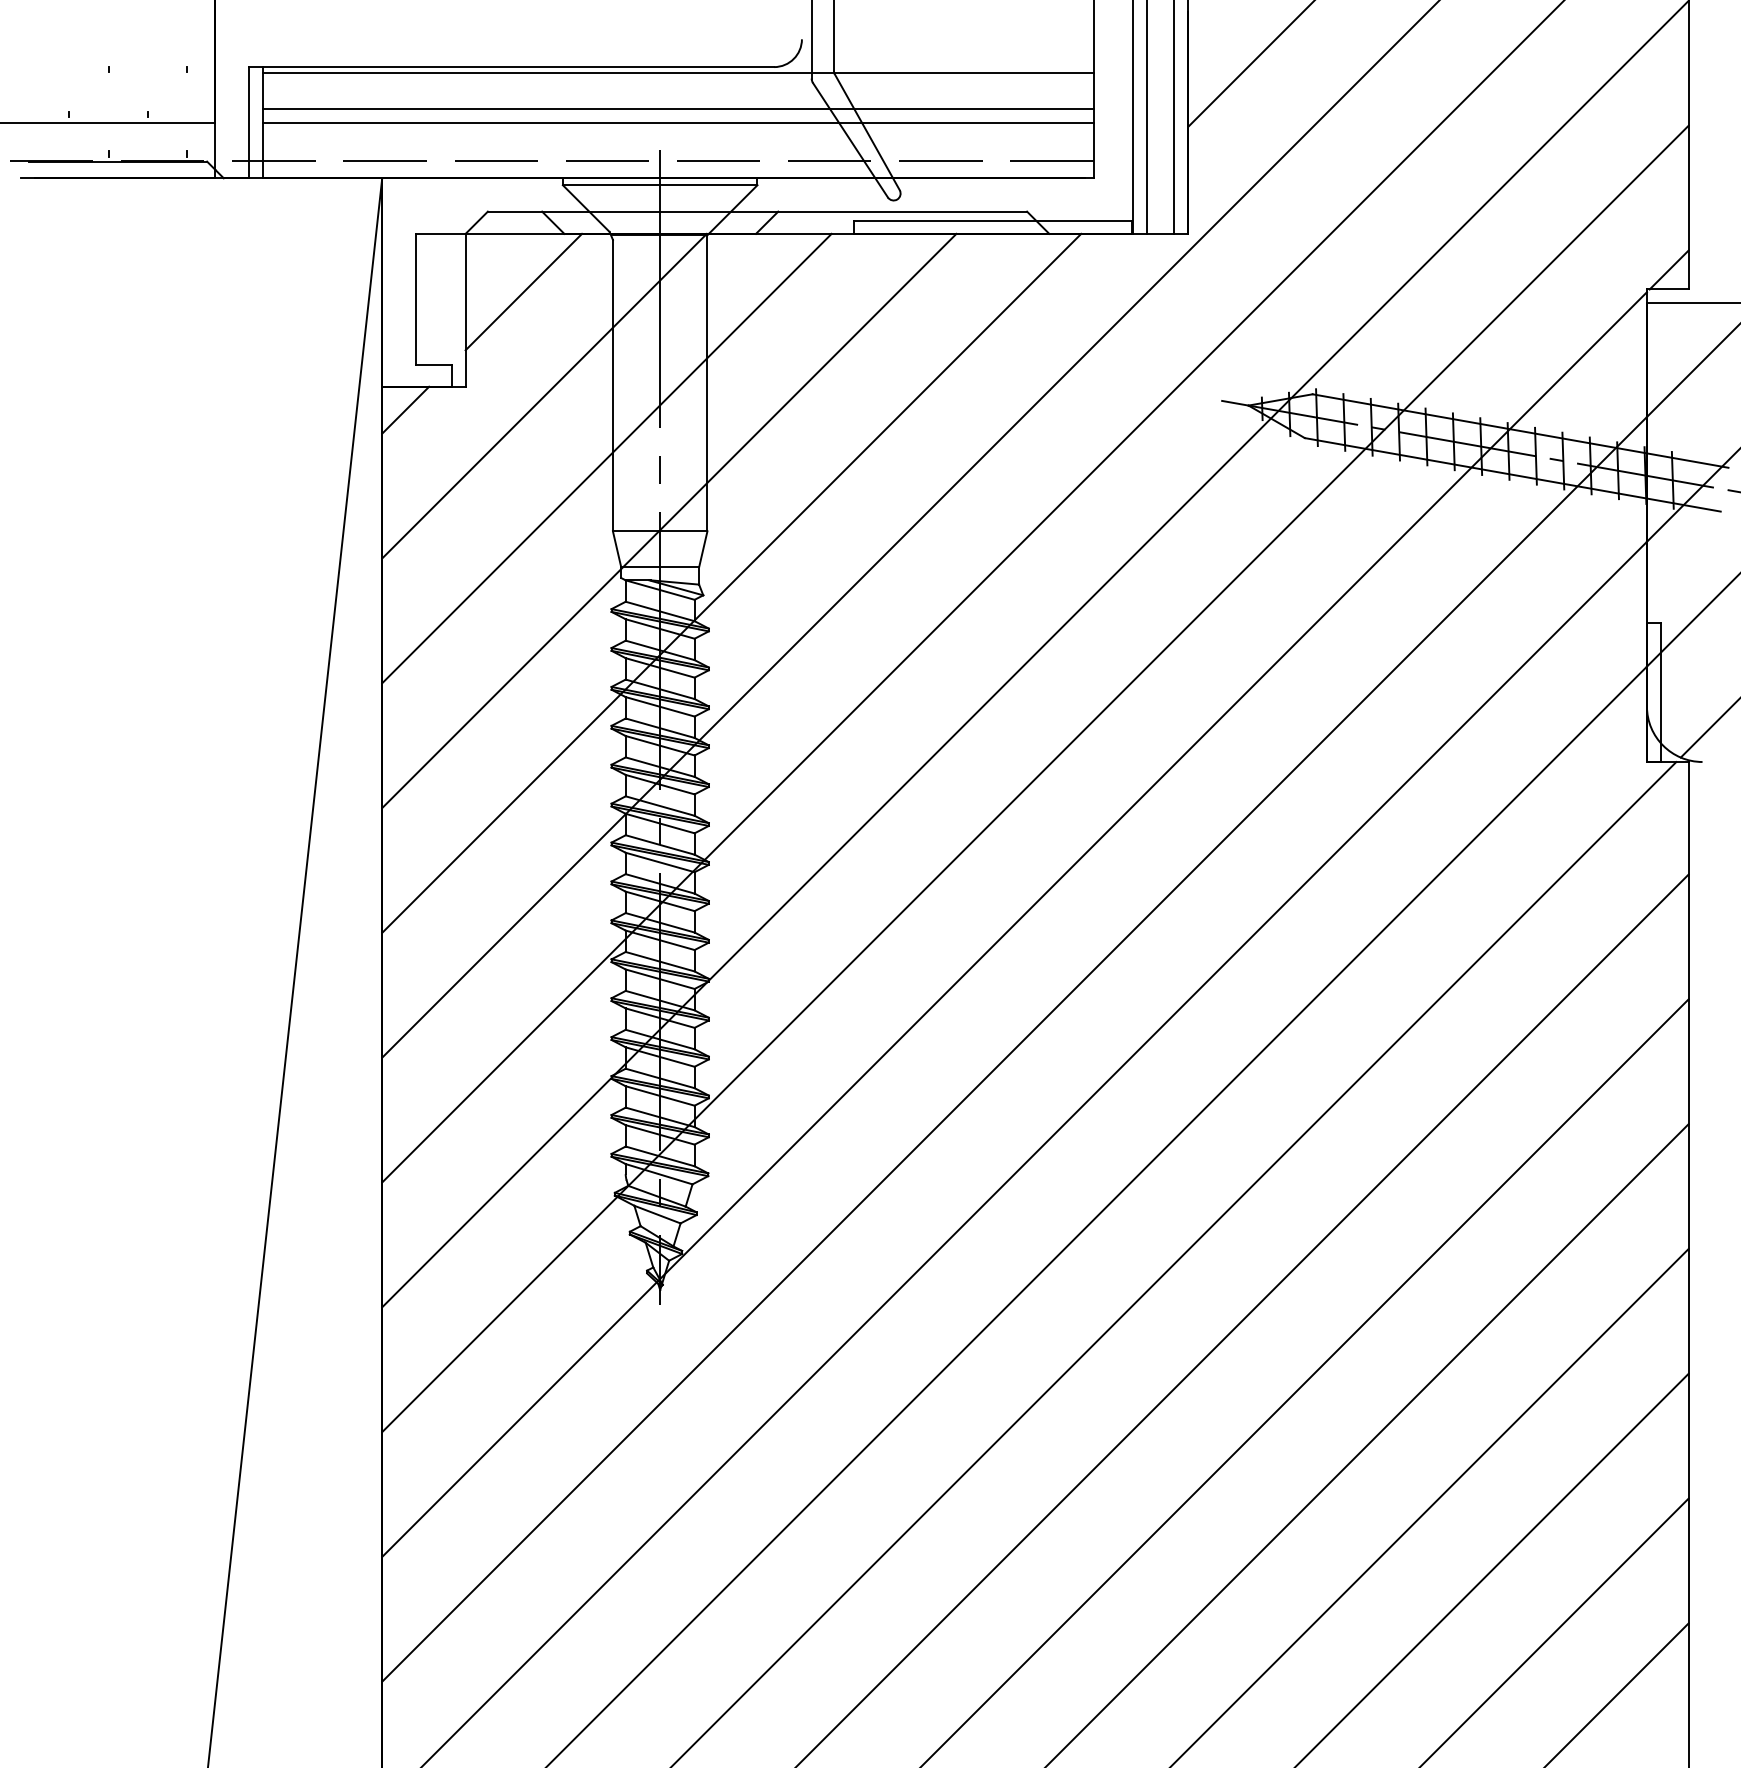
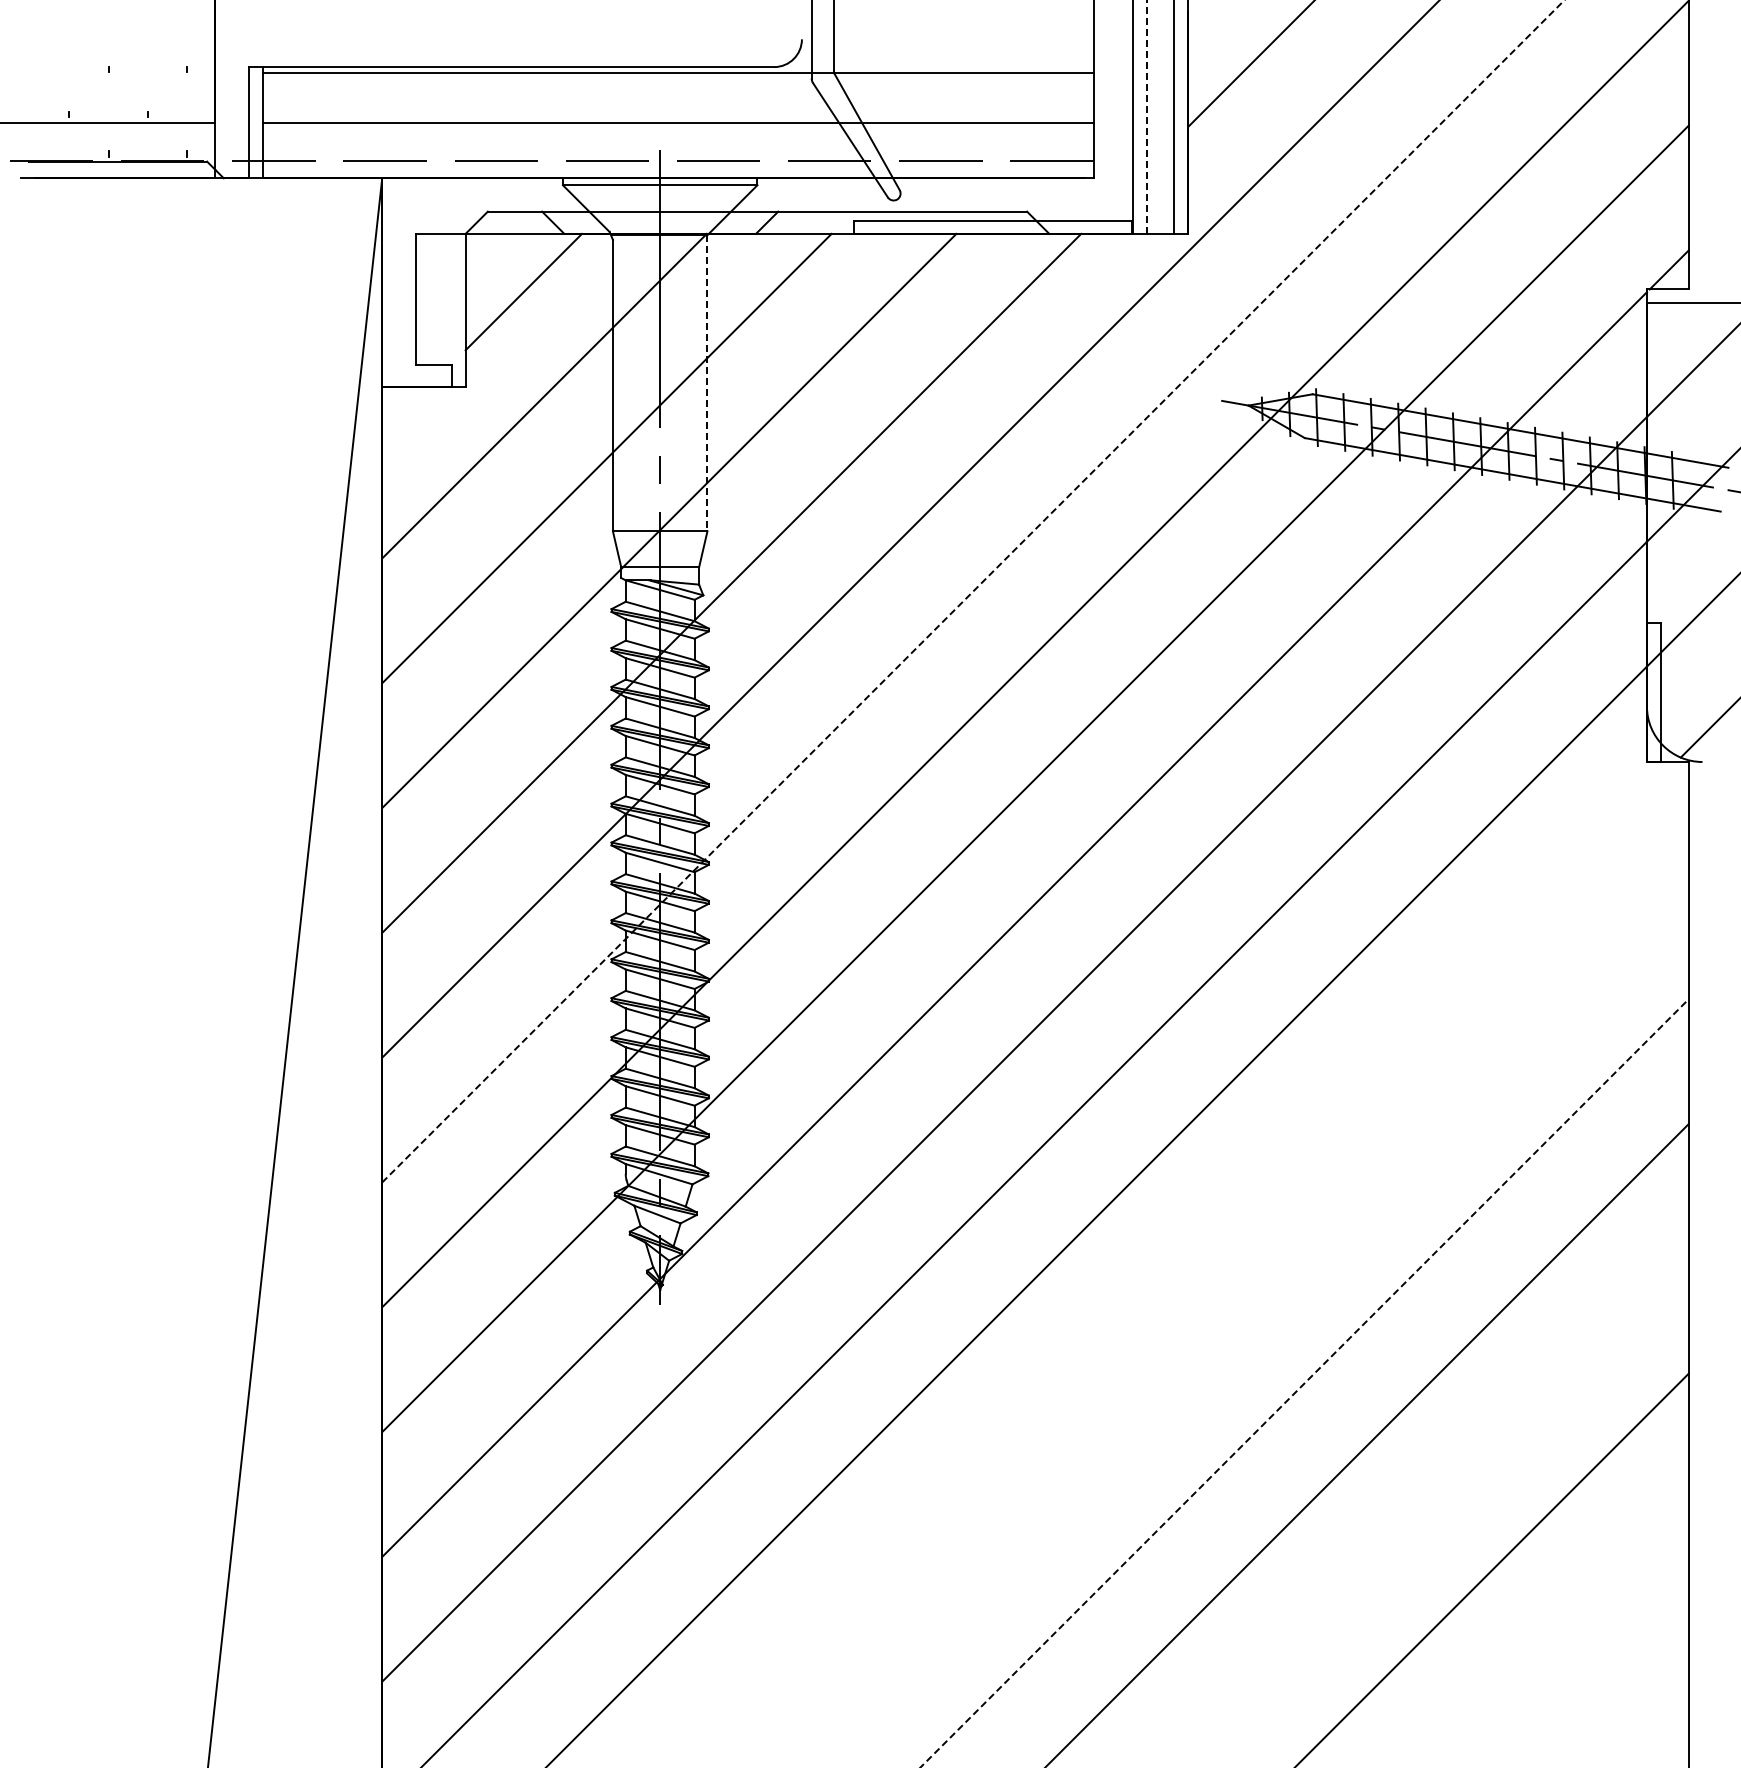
line: present -> none (677, 108)
line: solid -> dashed (1146, 116)
line: solid -> dashed (707, 383)
line: present -> none (405, 409)
line: solid -> dashed (973, 591)
line: present -> none (1174, 1263)
line: present -> none (1243, 1319)
line: solid -> dashed (1304, 1383)
line: present -> none (1430, 1506)
line: present -> none (1555, 1631)
line: present -> none (1617, 1693)
